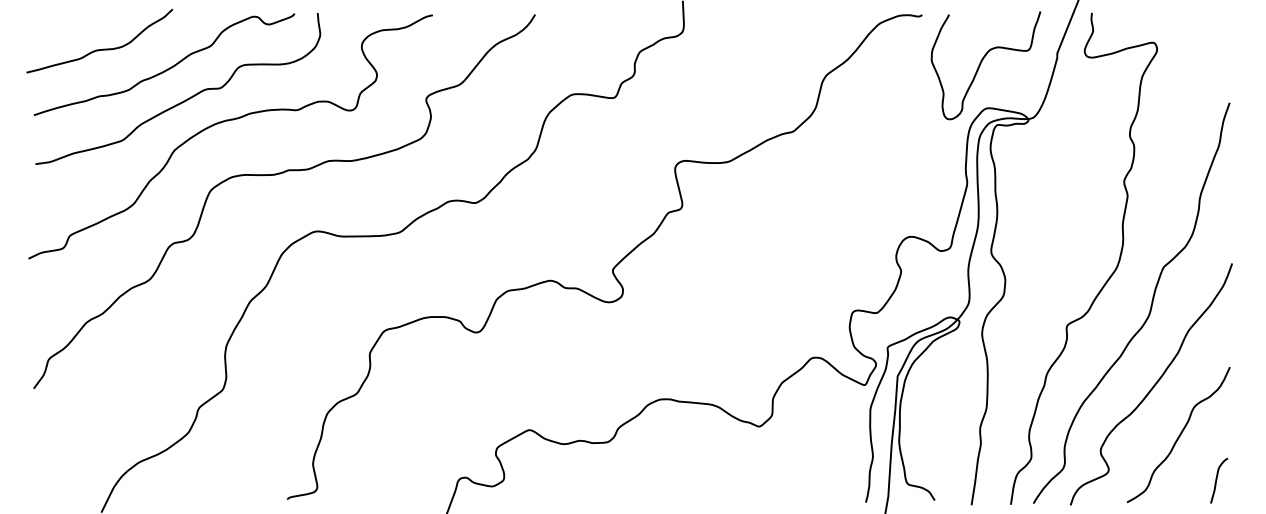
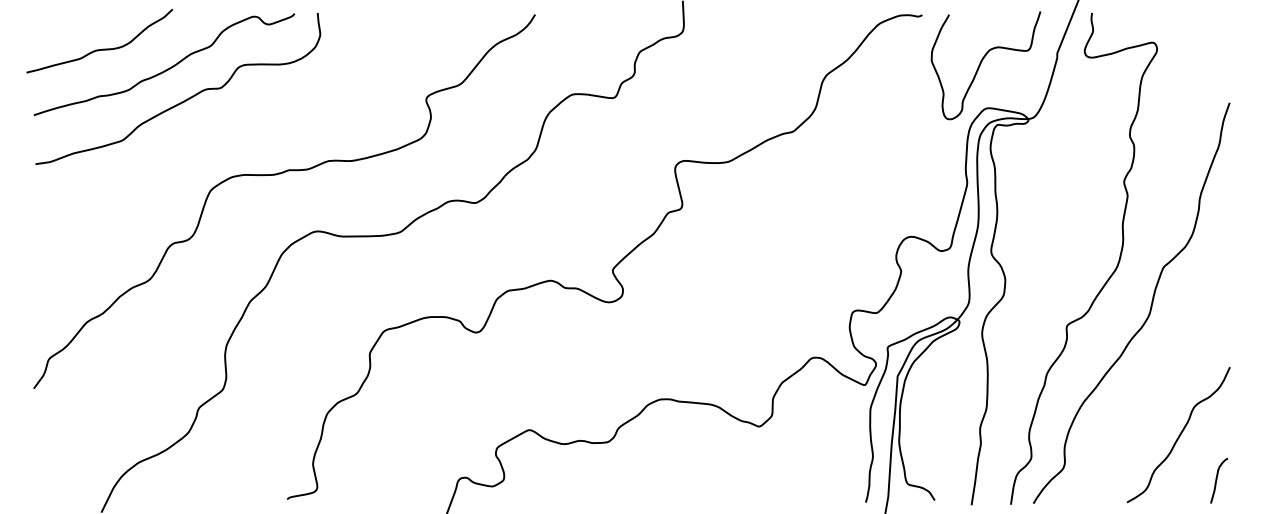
curve: present -> none (228, 121)
curve: present -> none (1153, 385)
